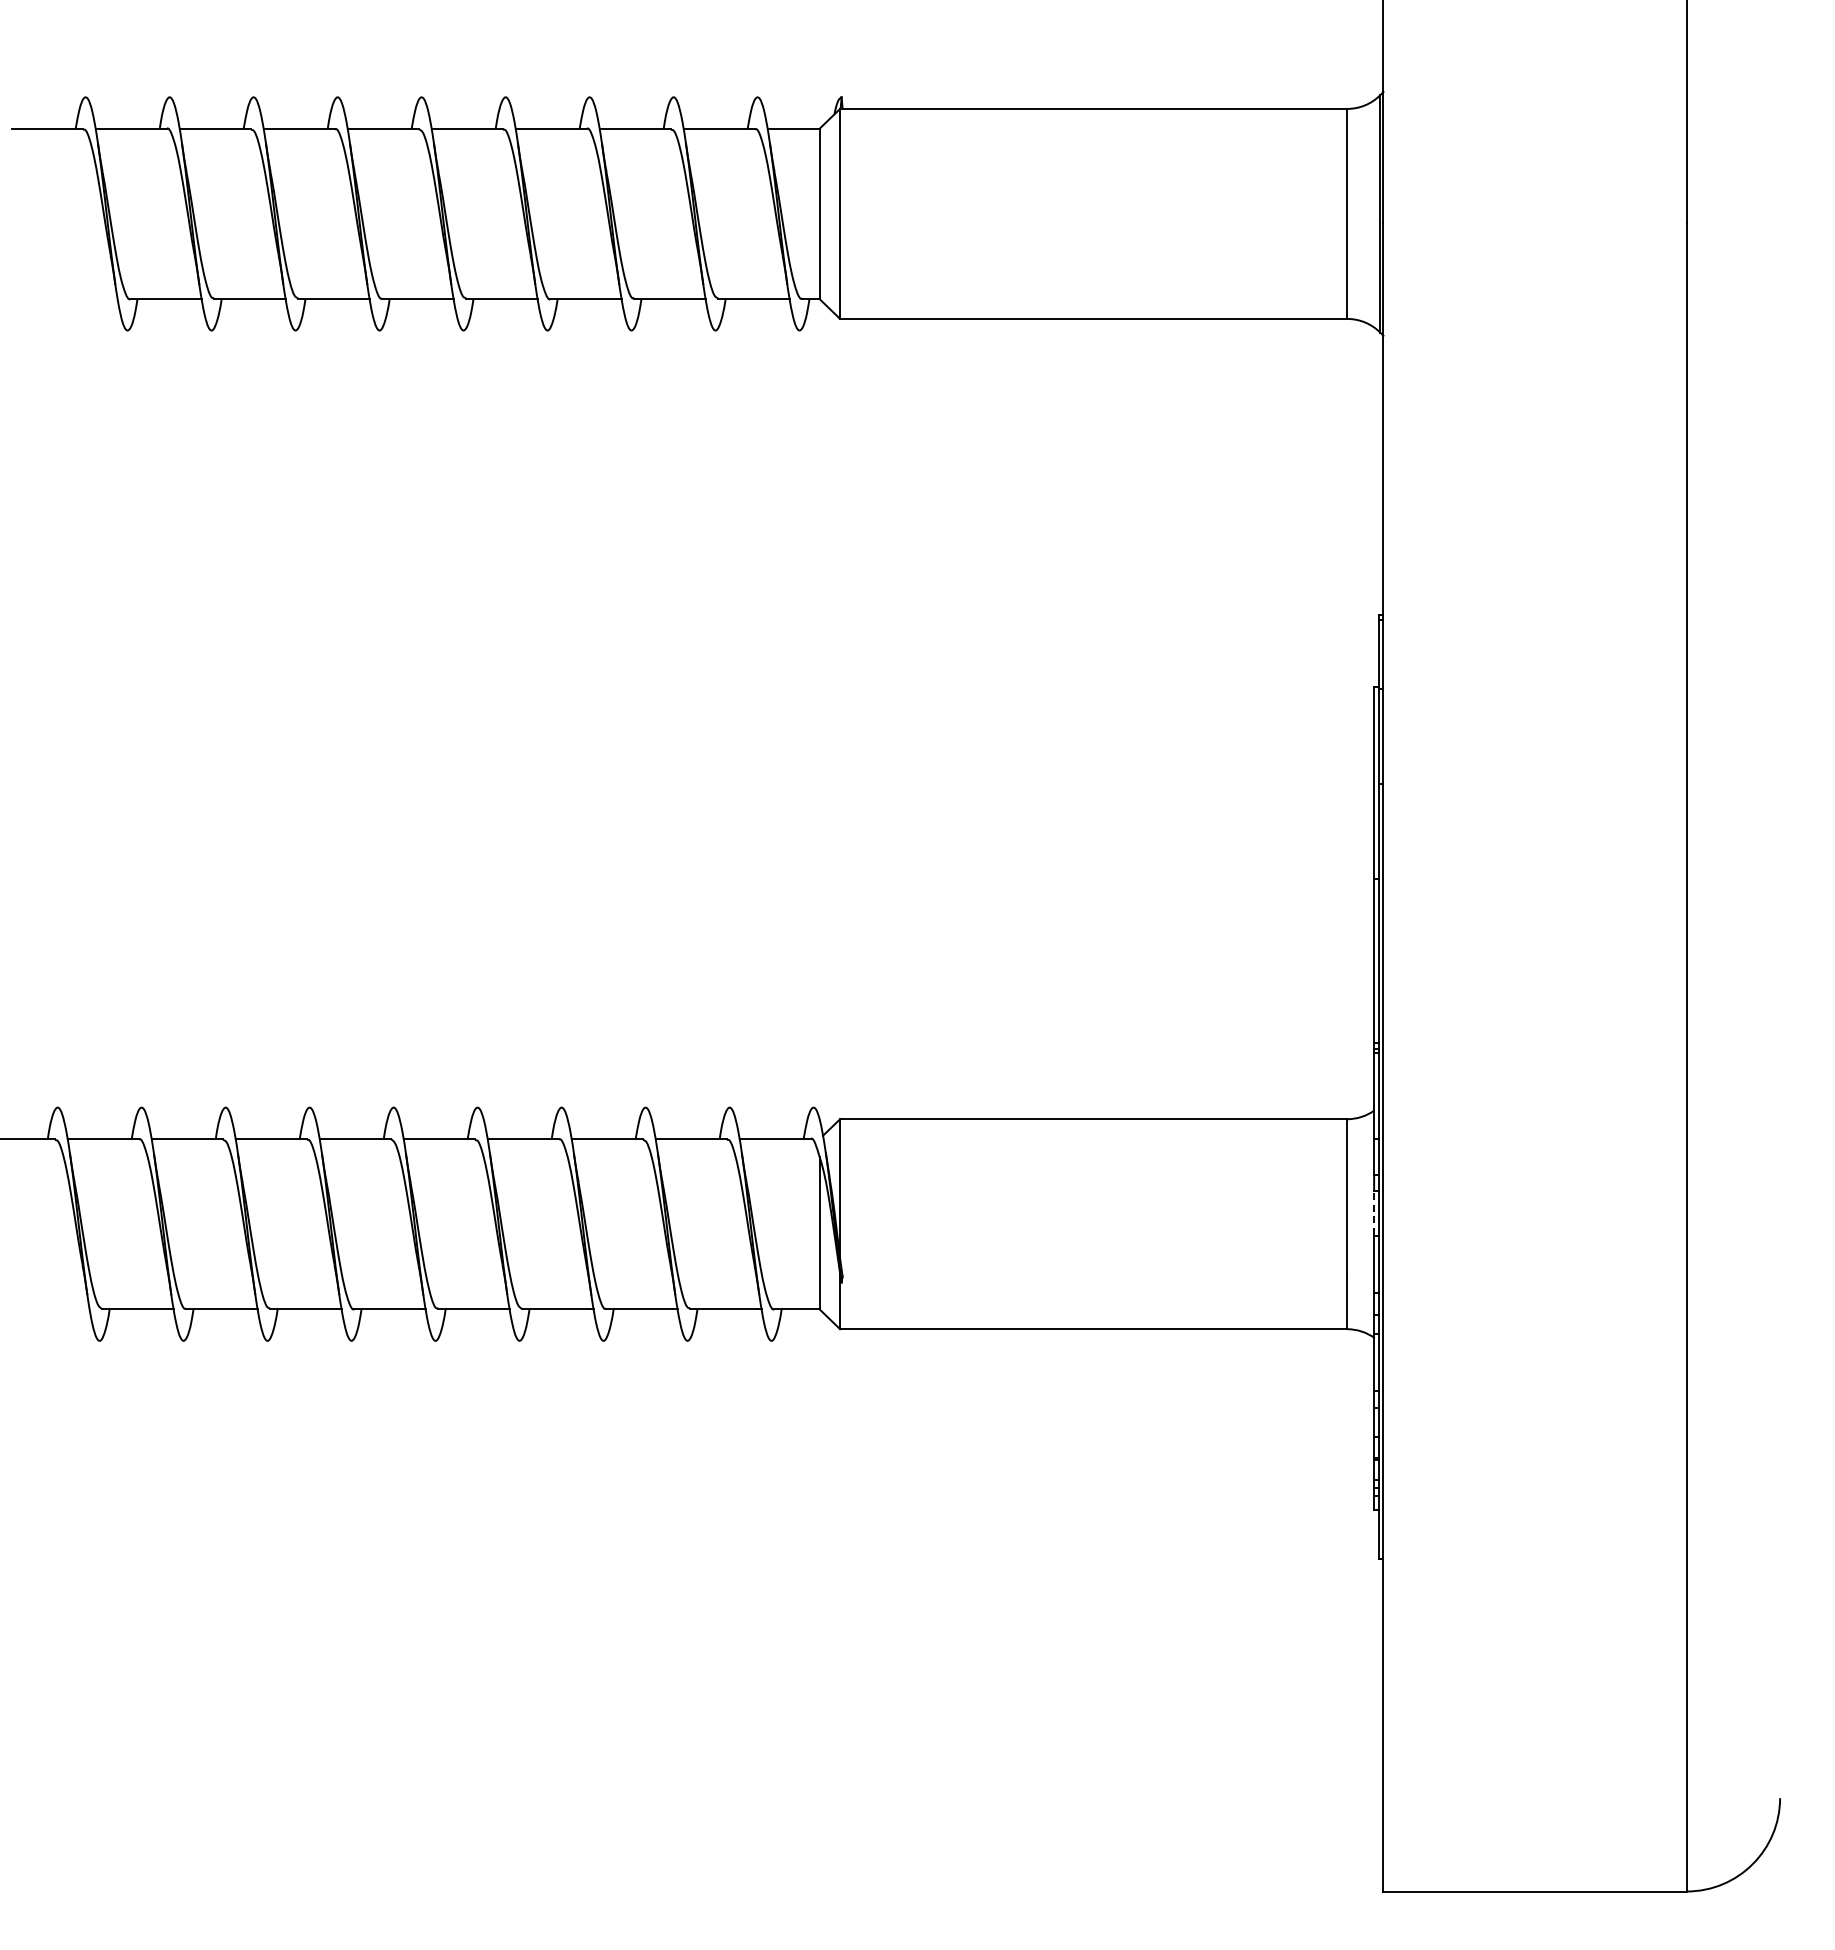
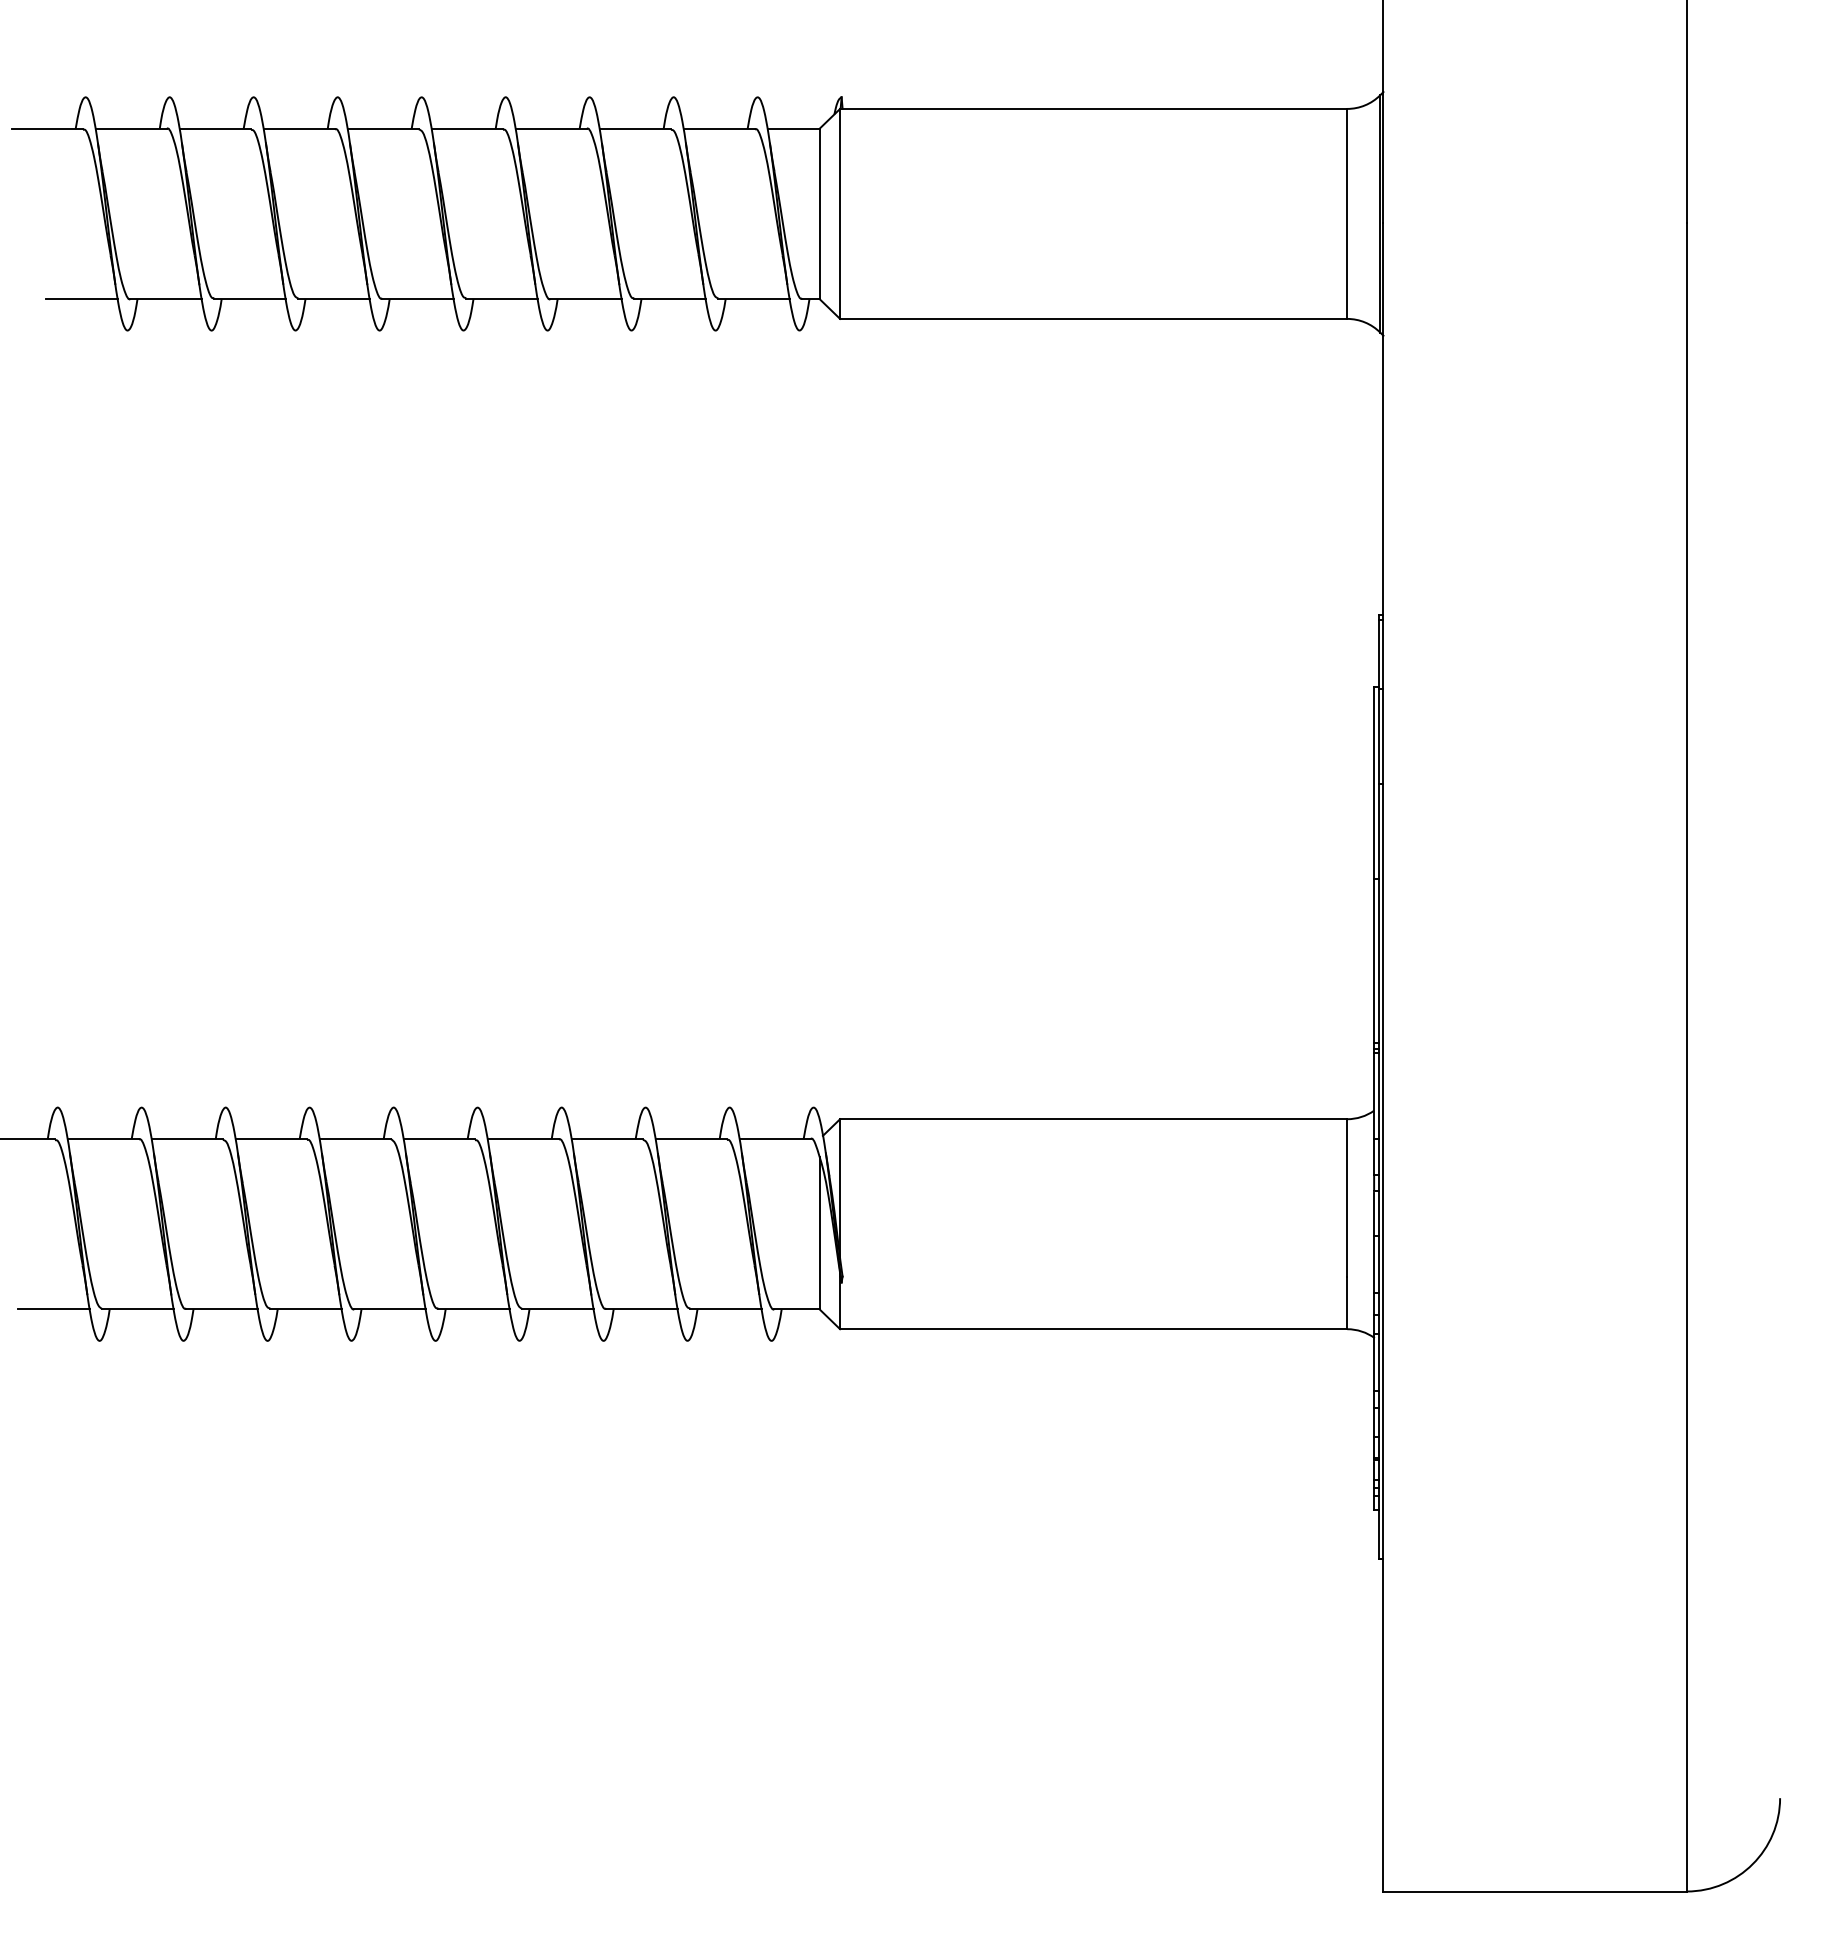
line: none -> present (81, 299)
line: dashed -> solid (1374, 1214)
line: none -> present (53, 1309)
